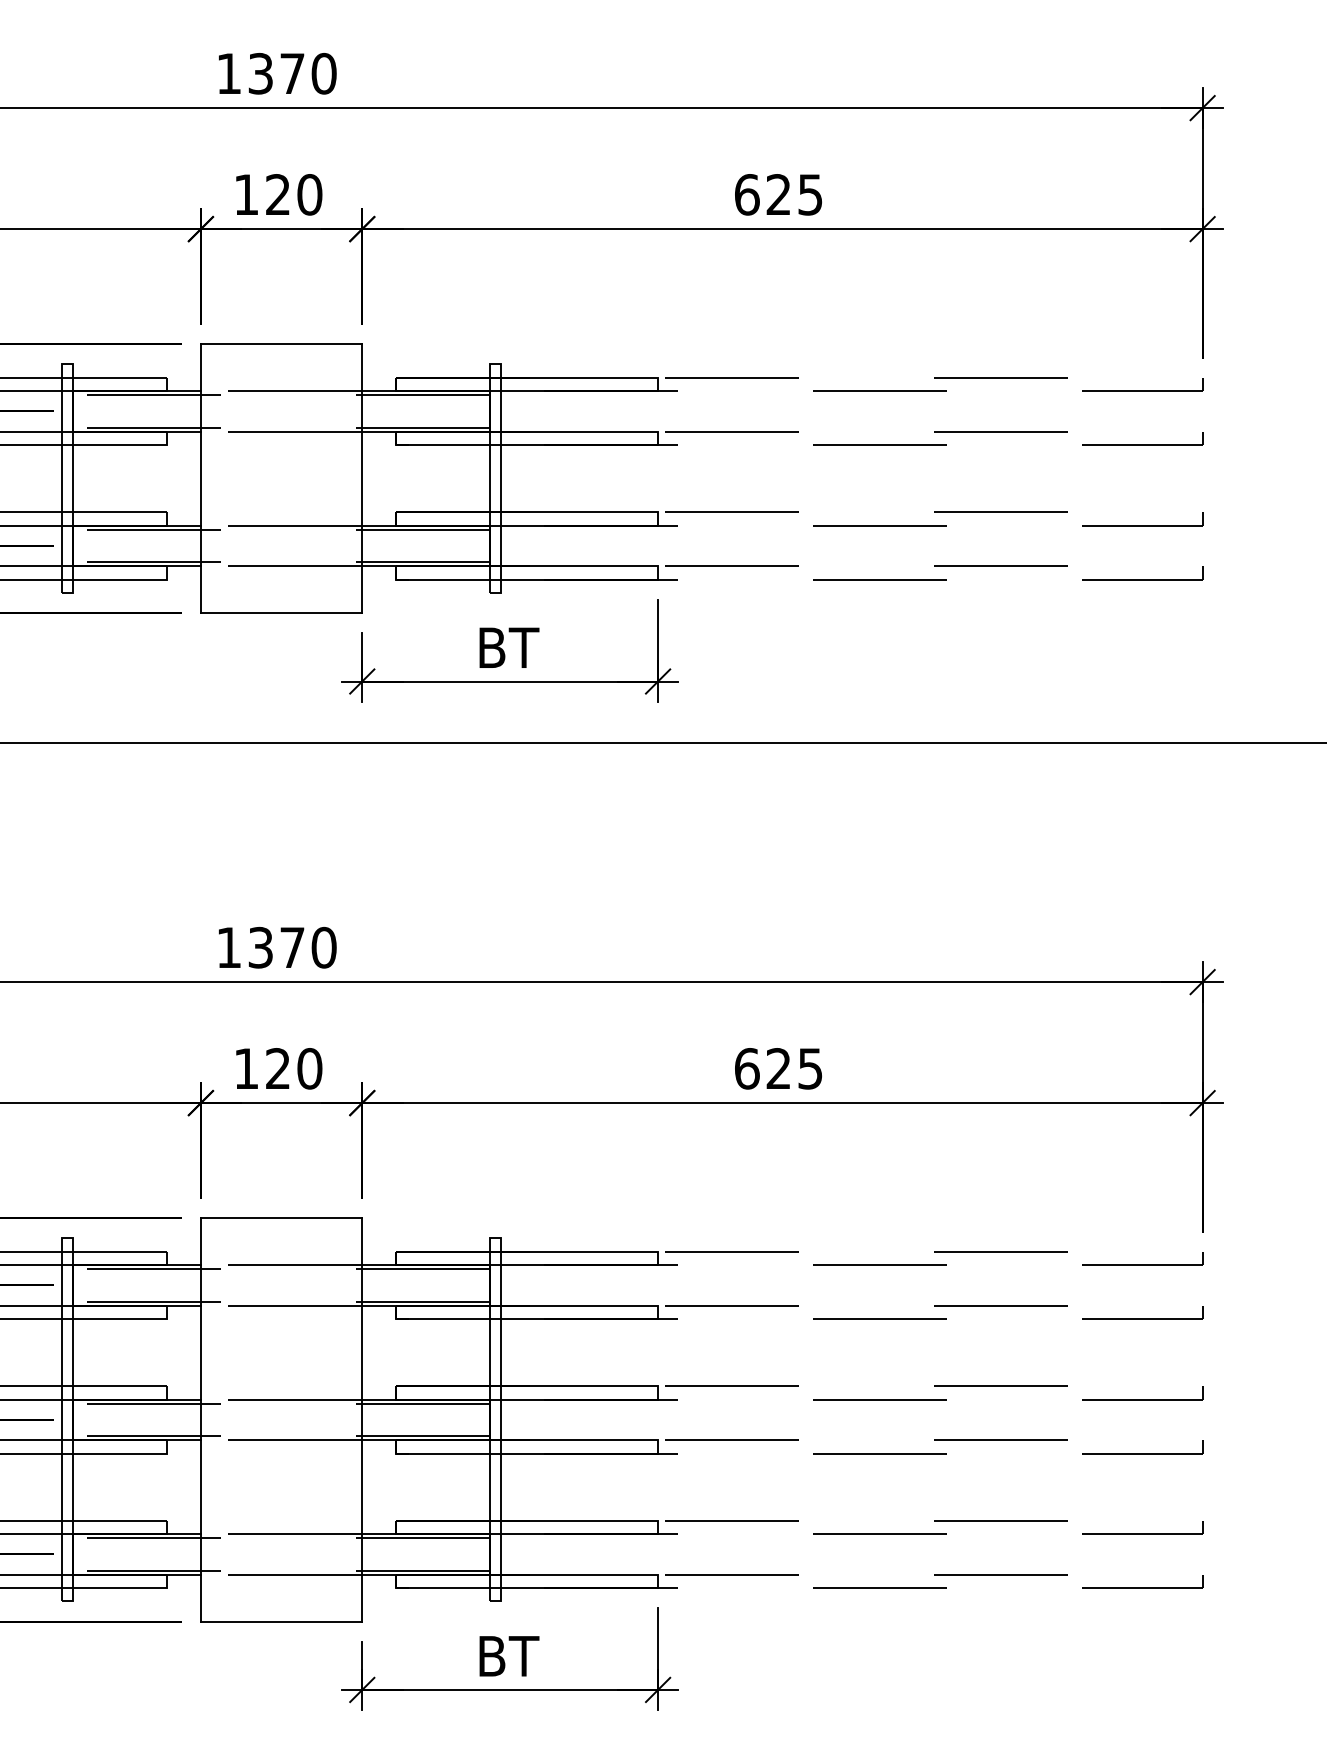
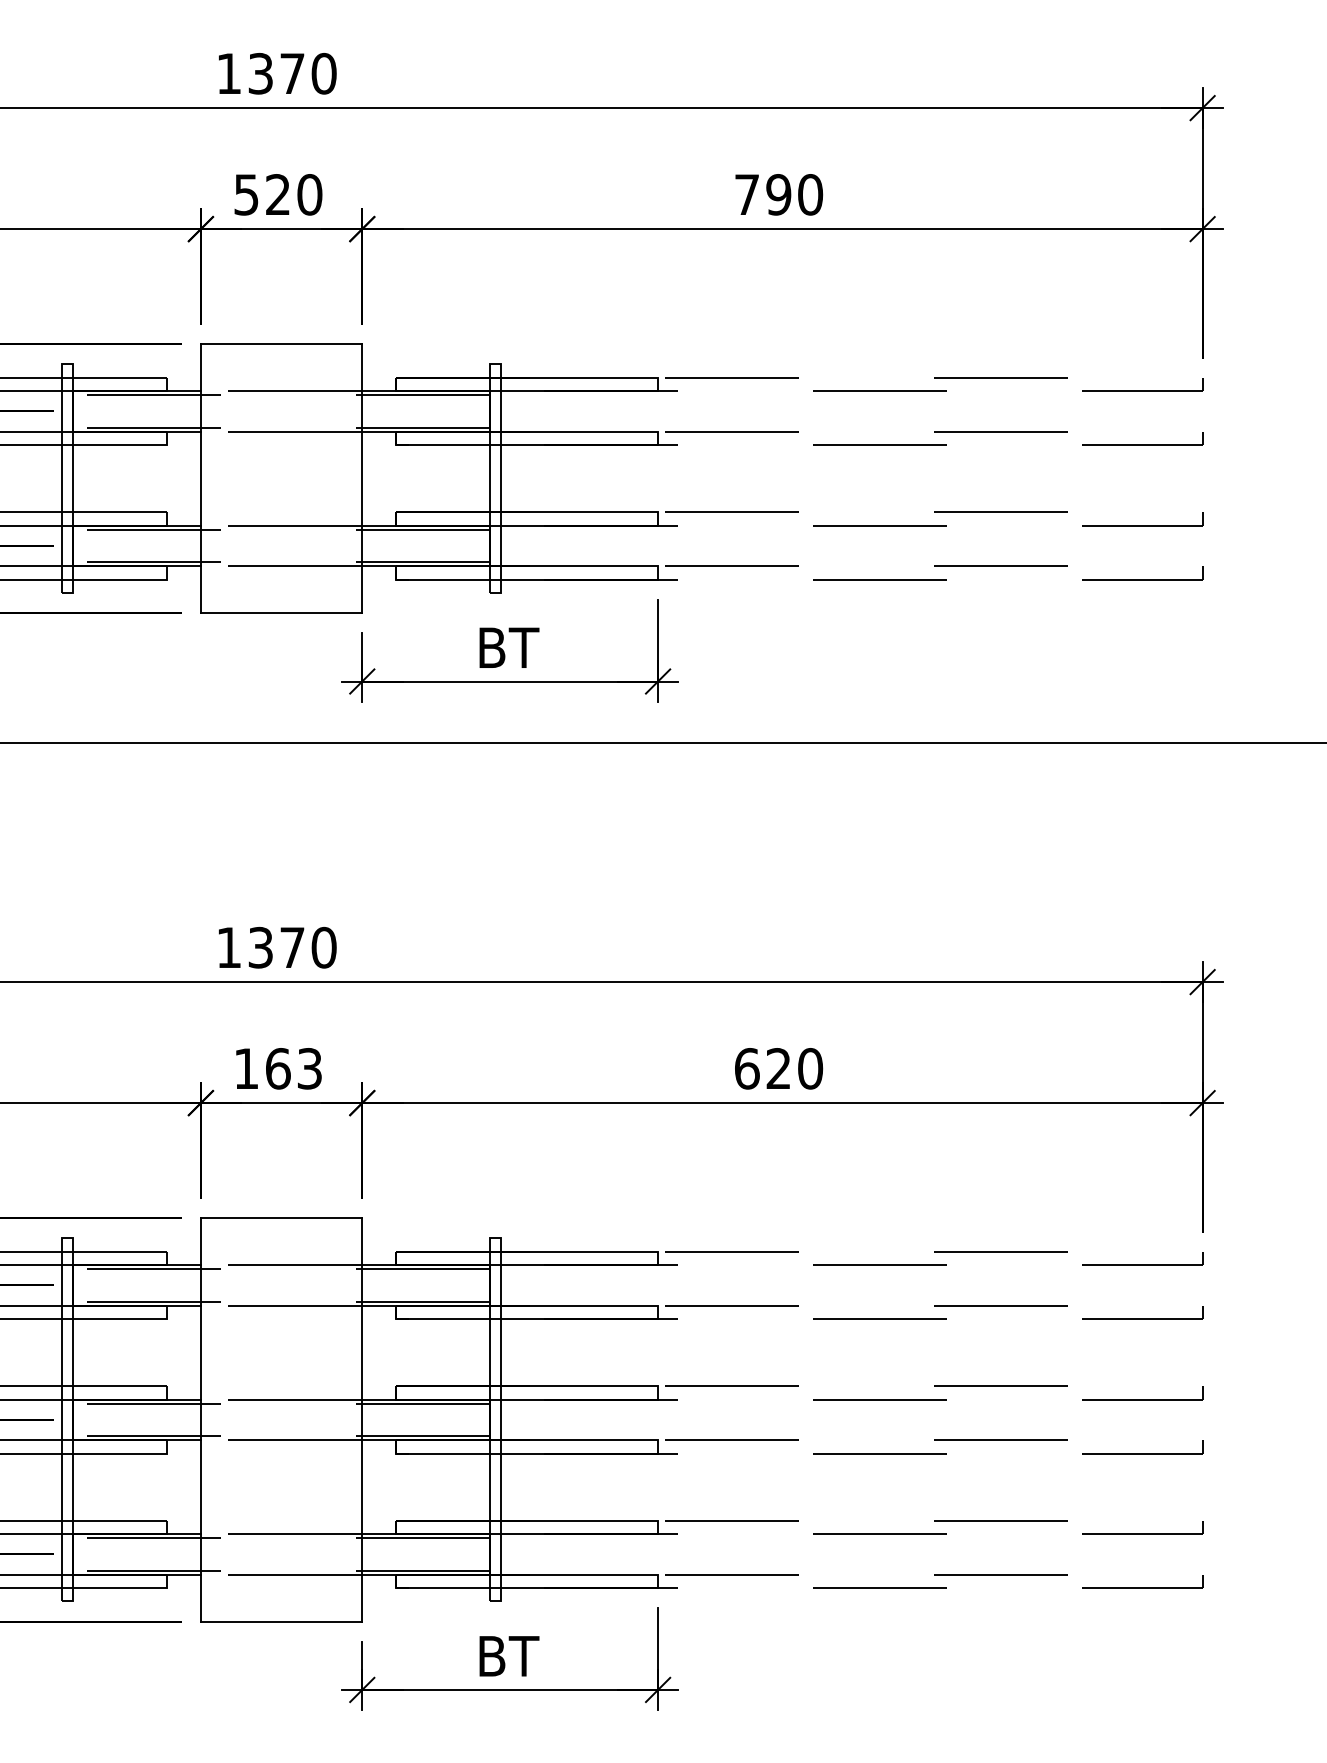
text: 120 -> 520 (246, 194)
text: 625 -> 790 (779, 194)
text: 120 -> 163 (294, 1068)
text: 625 -> 620 (810, 1068)
